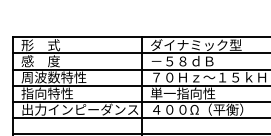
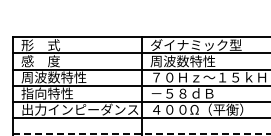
text: －５８ｄＢ -> 周波数特性 (182, 61)
text: 単一指向性 -> －５８ｄＢ (182, 93)
line: solid -> dashed (141, 134)
